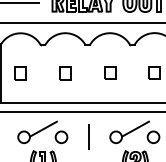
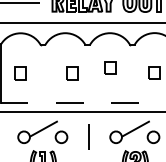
part position: (110, 72) -> (110, 67) (110, 67)
part position: (65, 73) -> (72, 73) (72, 73)
line: solid -> dashed (83, 103)
